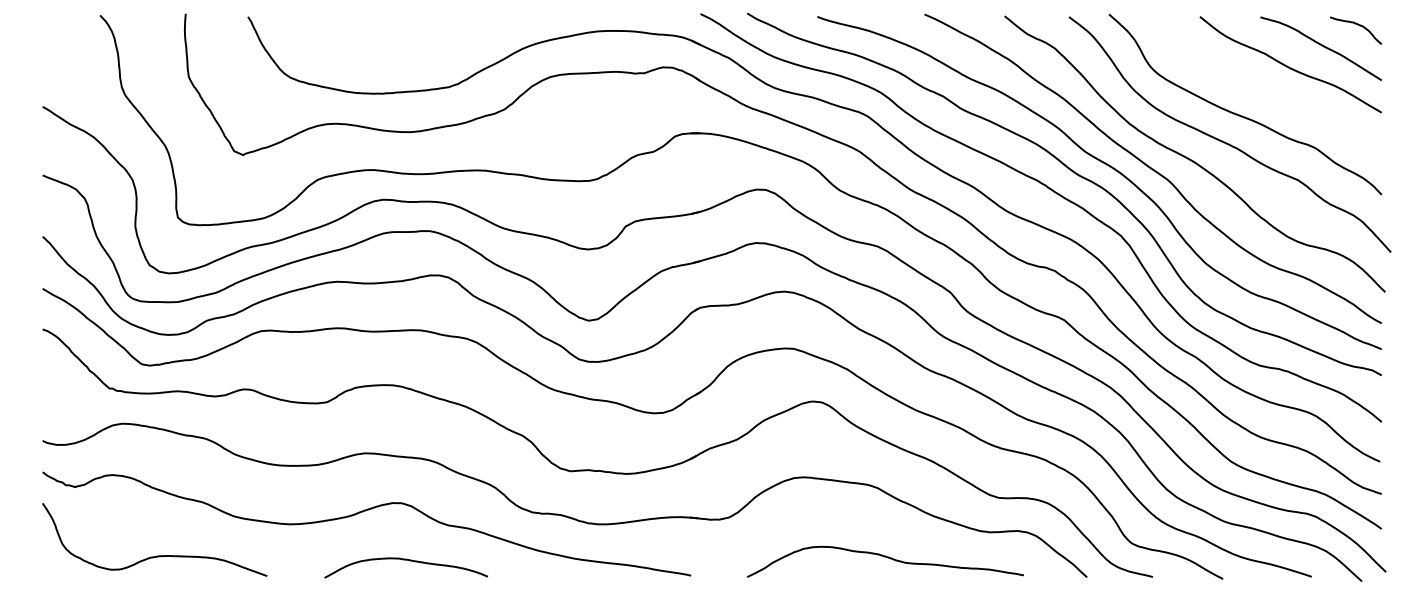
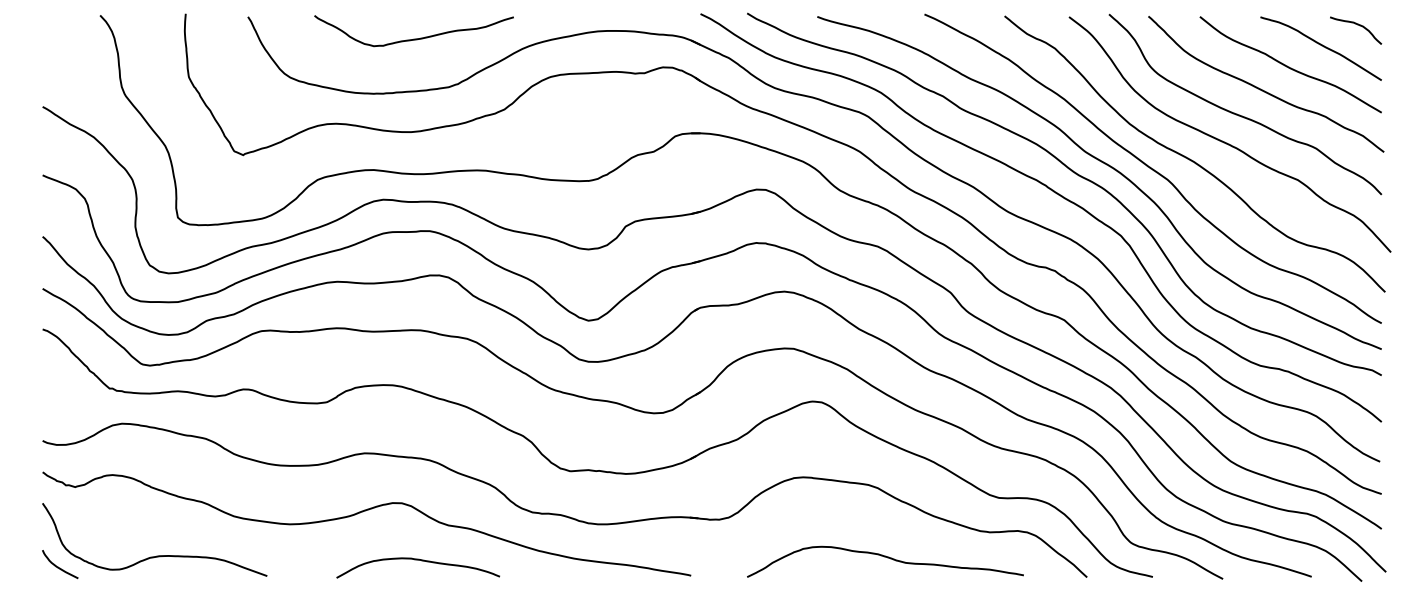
curve: none -> present (413, 38)
curve: none -> present (1264, 90)
curve position: (409, 561) -> (421, 561) (421, 561)
curve: none -> present (58, 566)
